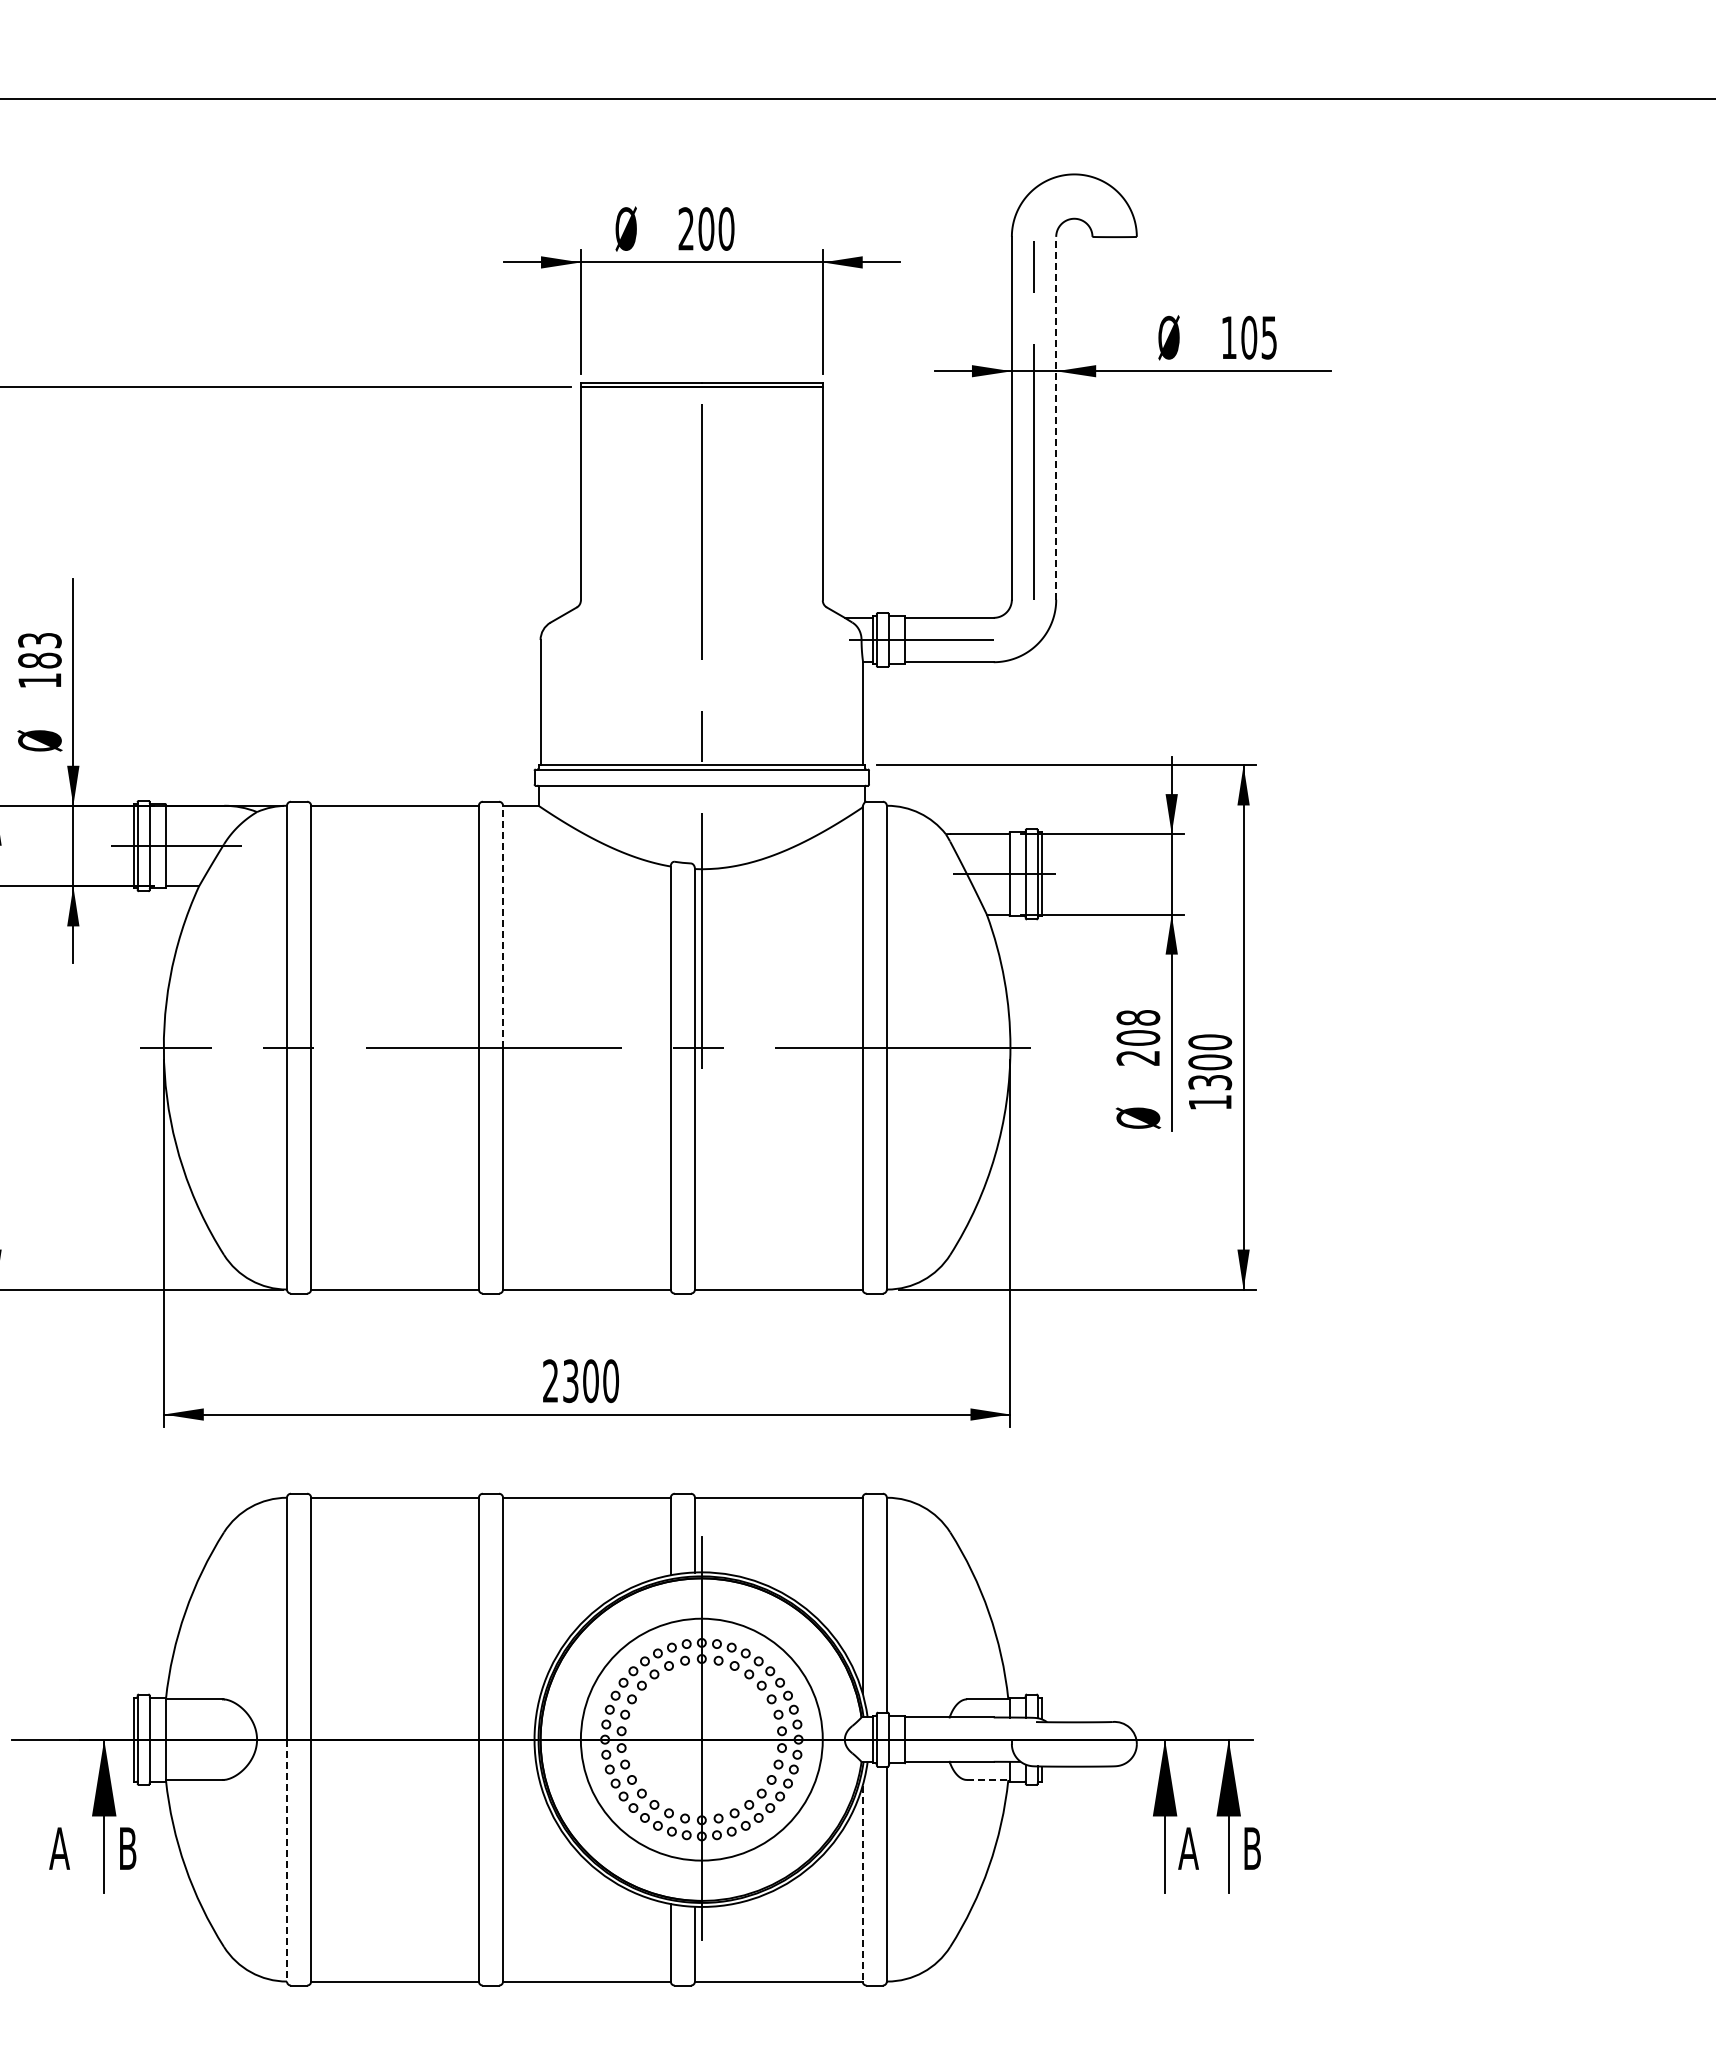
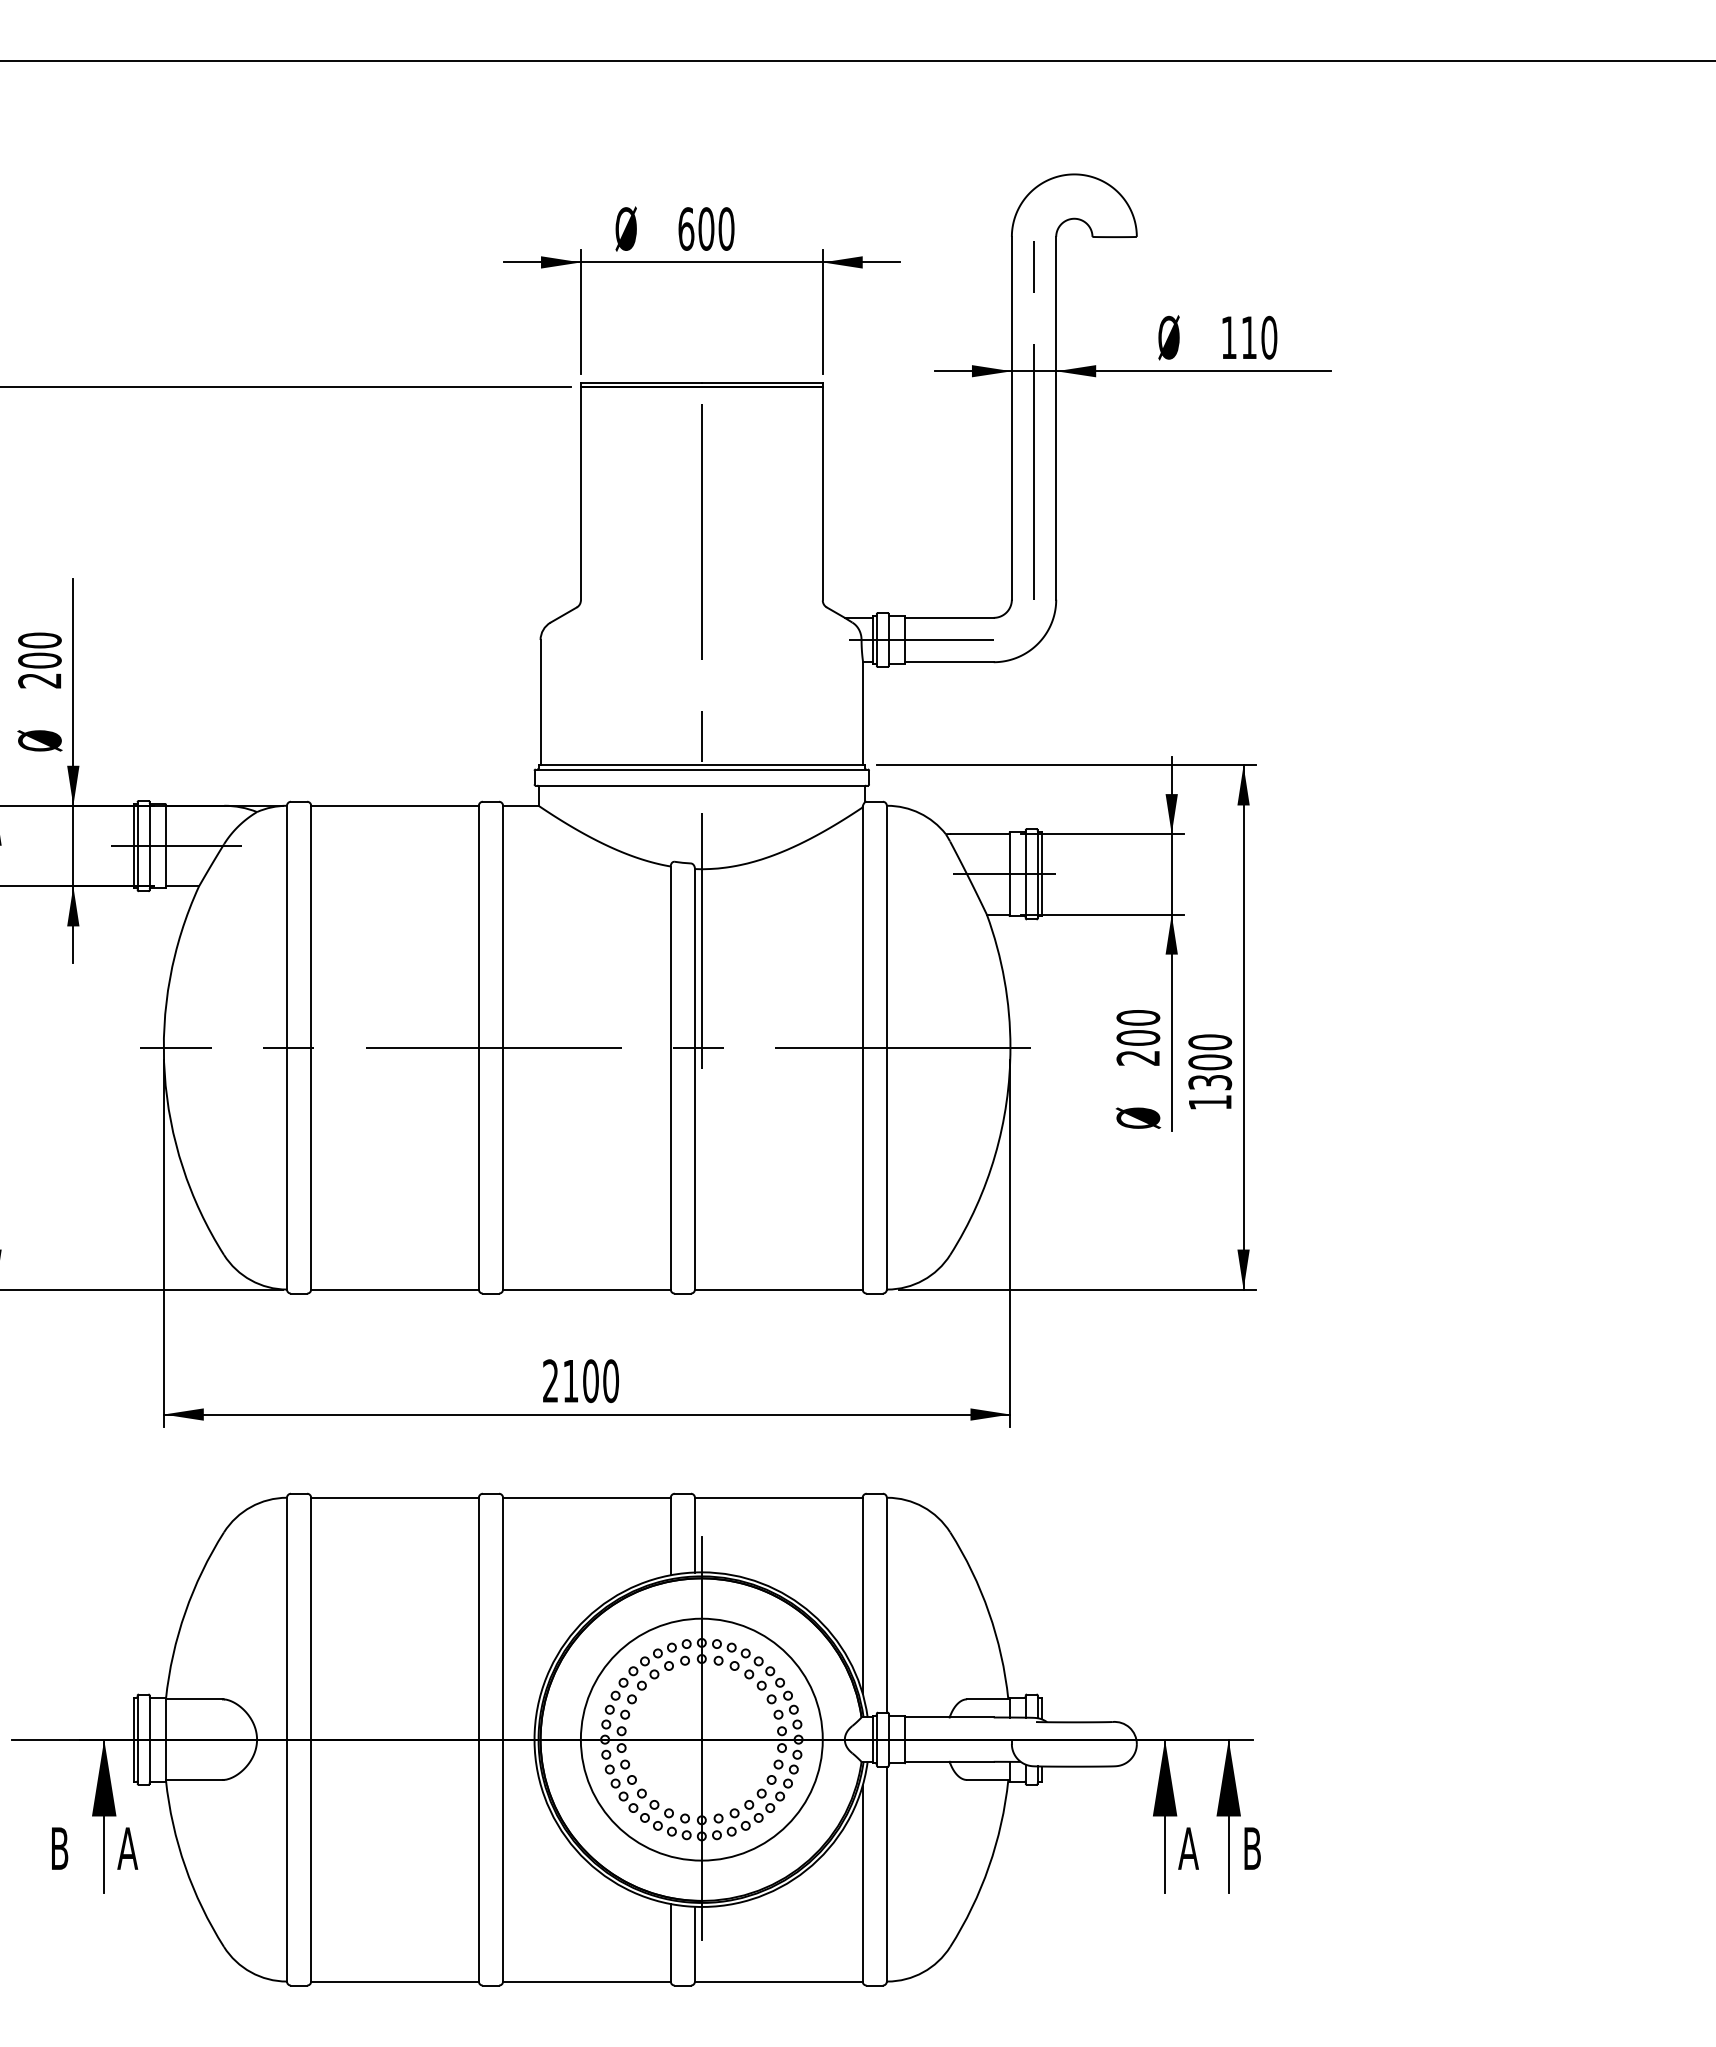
line position: (857, 99) -> (857, 61) (857, 61)
text: 200 -> 600 (686, 228)
text: 105 -> 110 (1259, 337)
line: dashed -> solid (1056, 417)
text: 183 -> 200 (39, 660)
line: dashed -> solid (503, 926)
text: 208 -> 200 (1138, 1017)
text: 2300 -> 2100 (570, 1381)
line: dashed -> solid (988, 1779)
text: A -> B (59, 1848)
text: B -> A (127, 1848)
line: dashed -> solid (286, 1860)
line: dashed -> solid (862, 1883)
